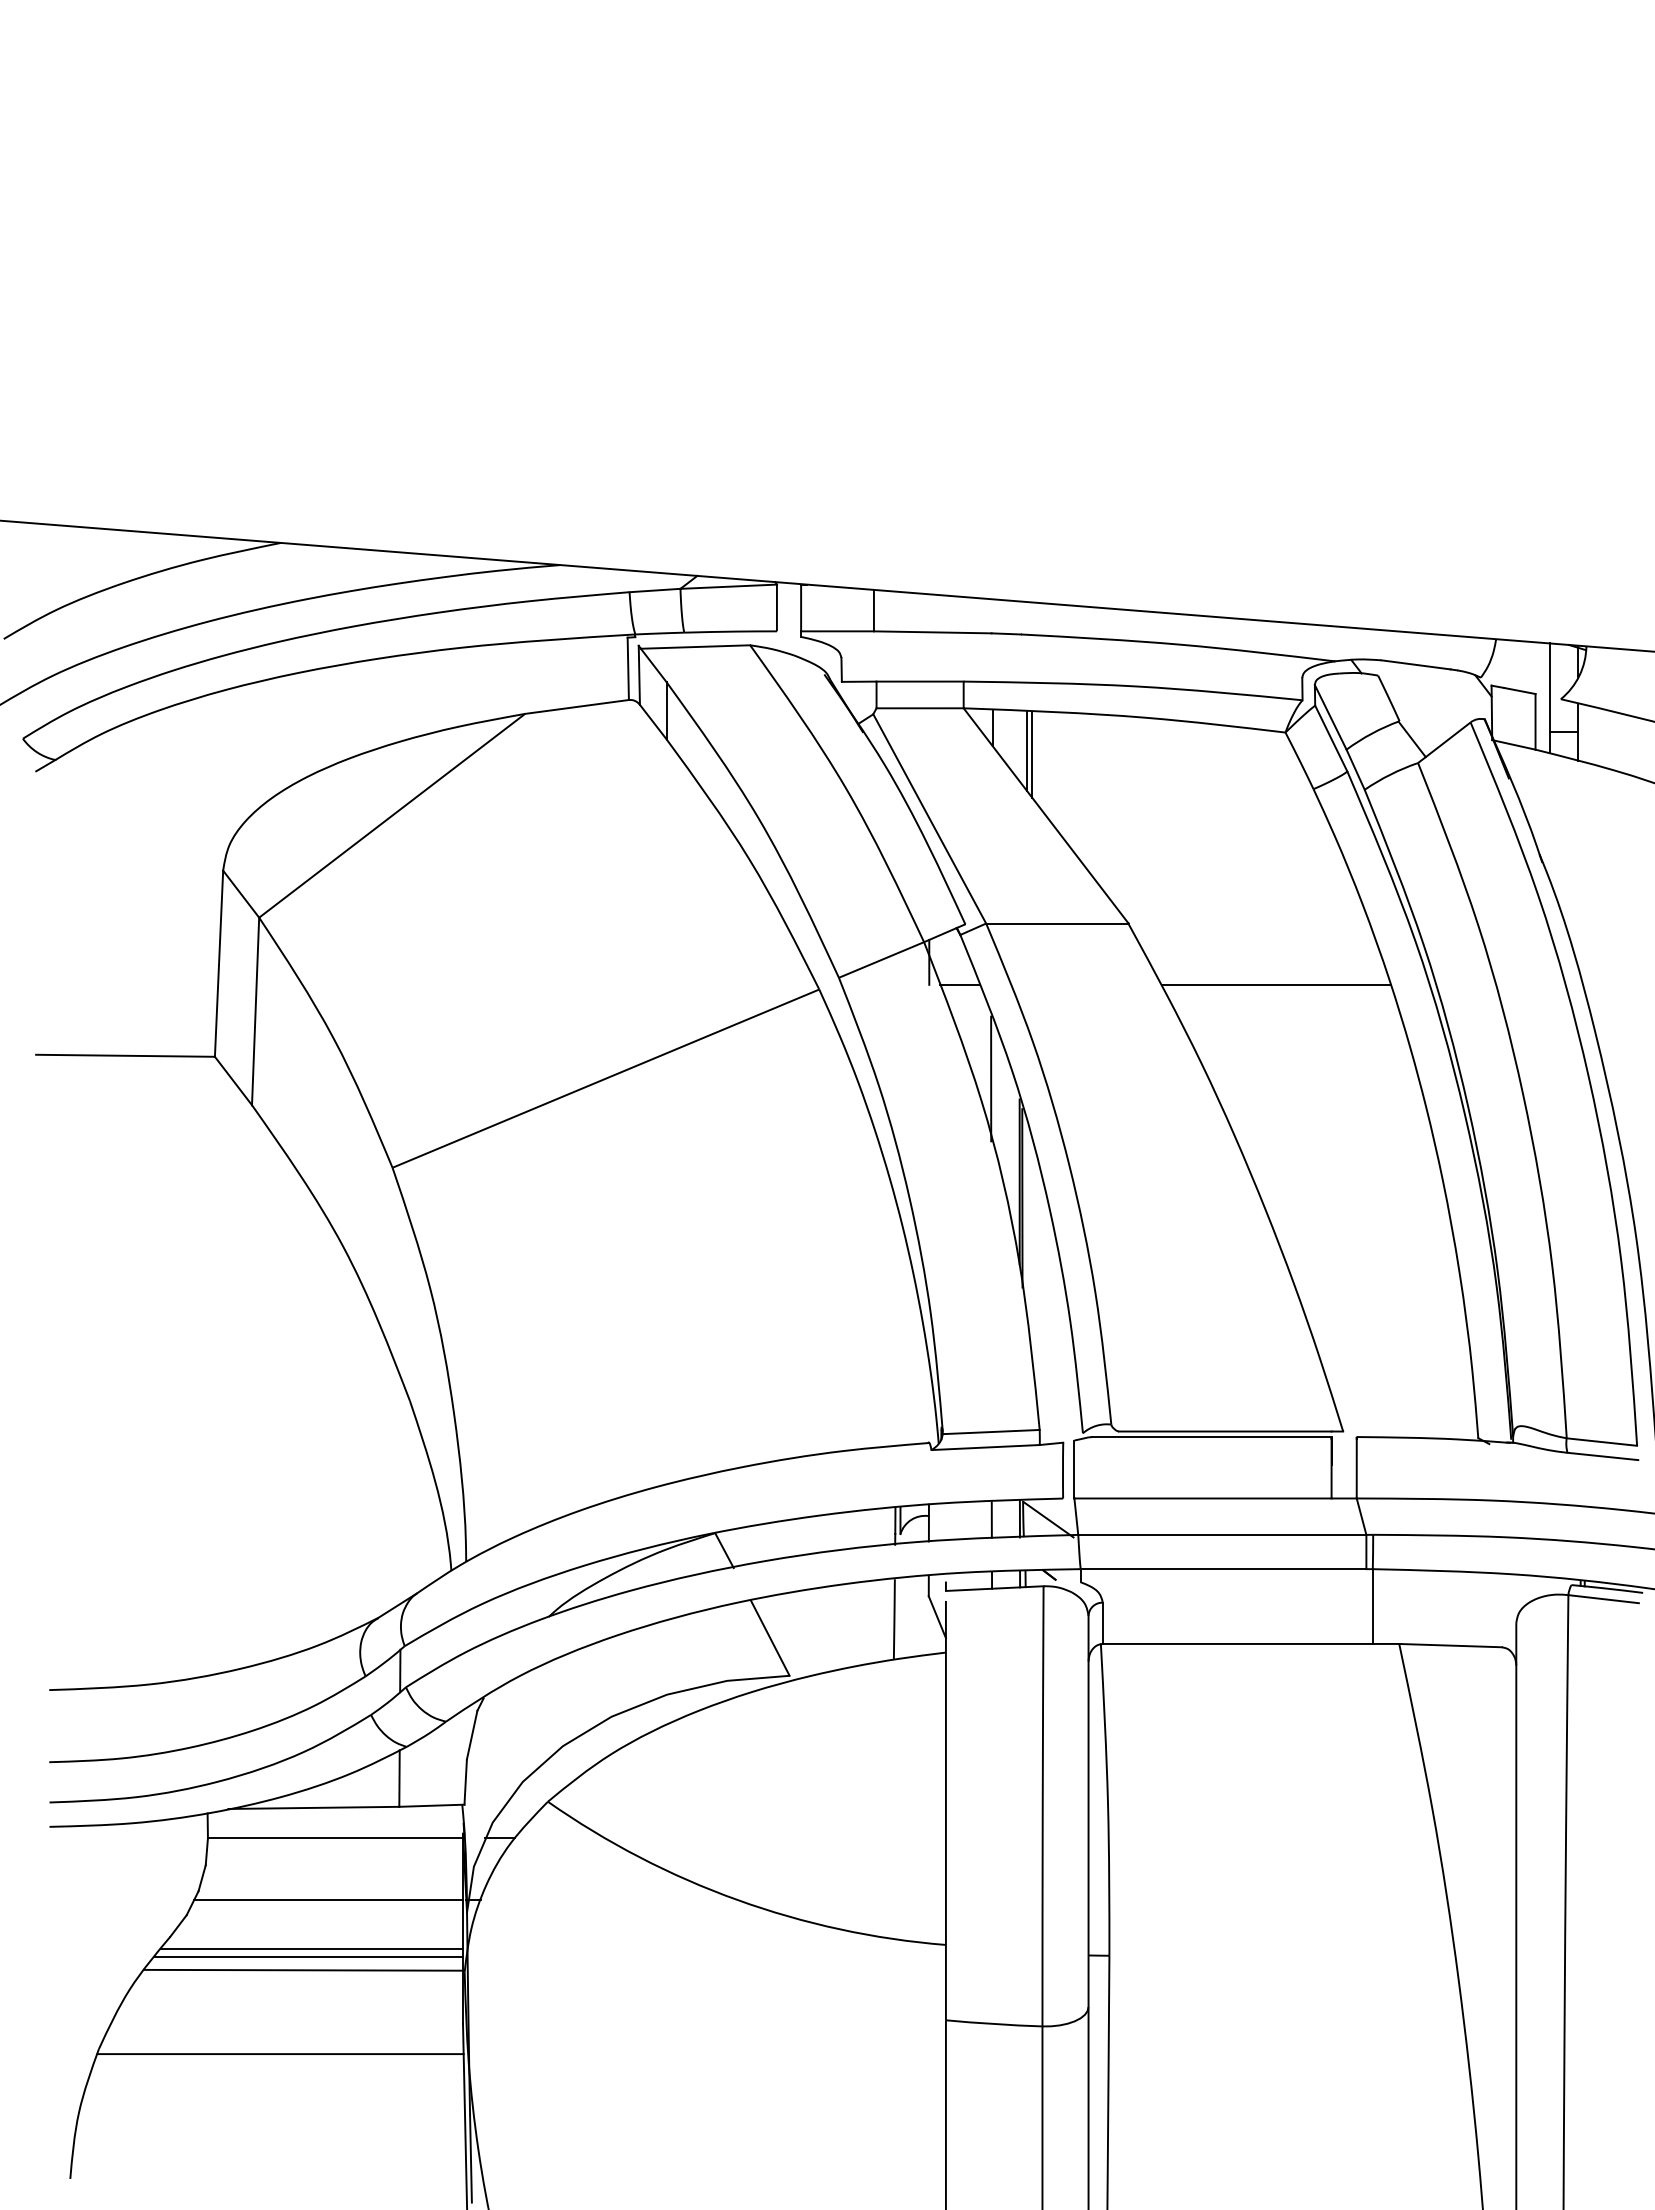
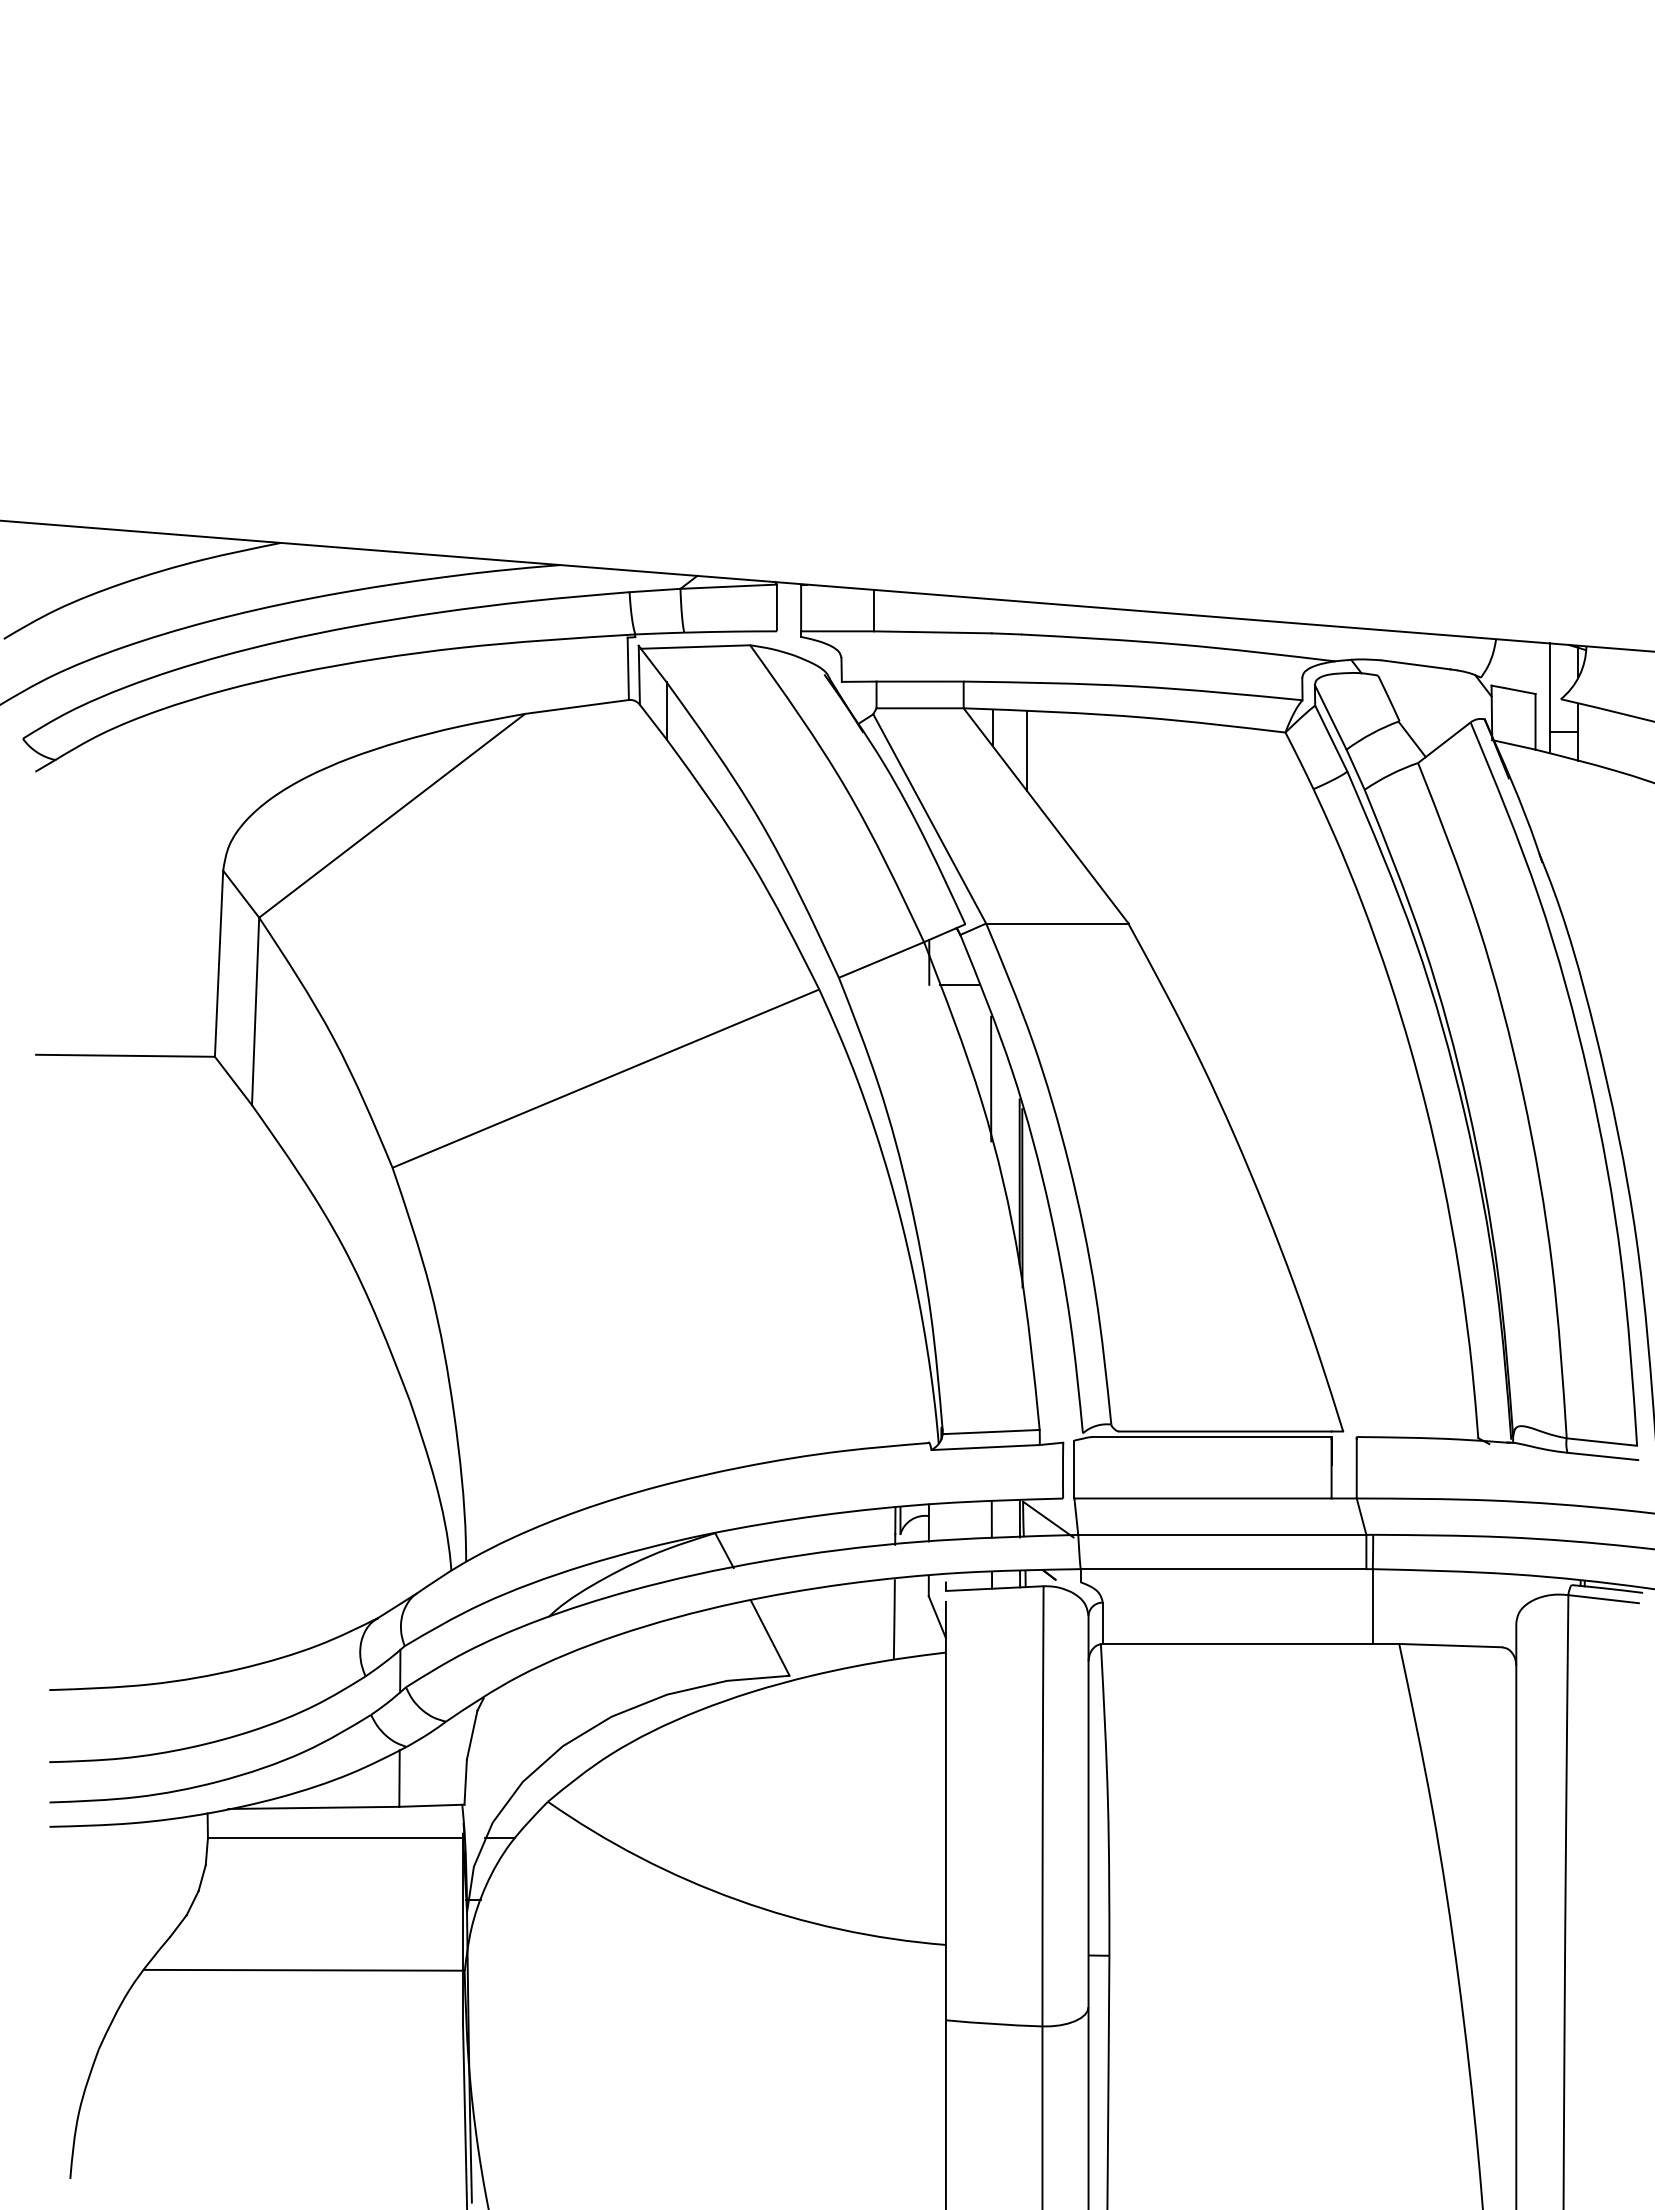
line: present -> none (1032, 754)
line: present -> none (1276, 985)
line: present -> none (328, 1899)
line: present -> none (311, 1949)
line: present -> none (308, 1956)
line: present -> none (280, 2054)
